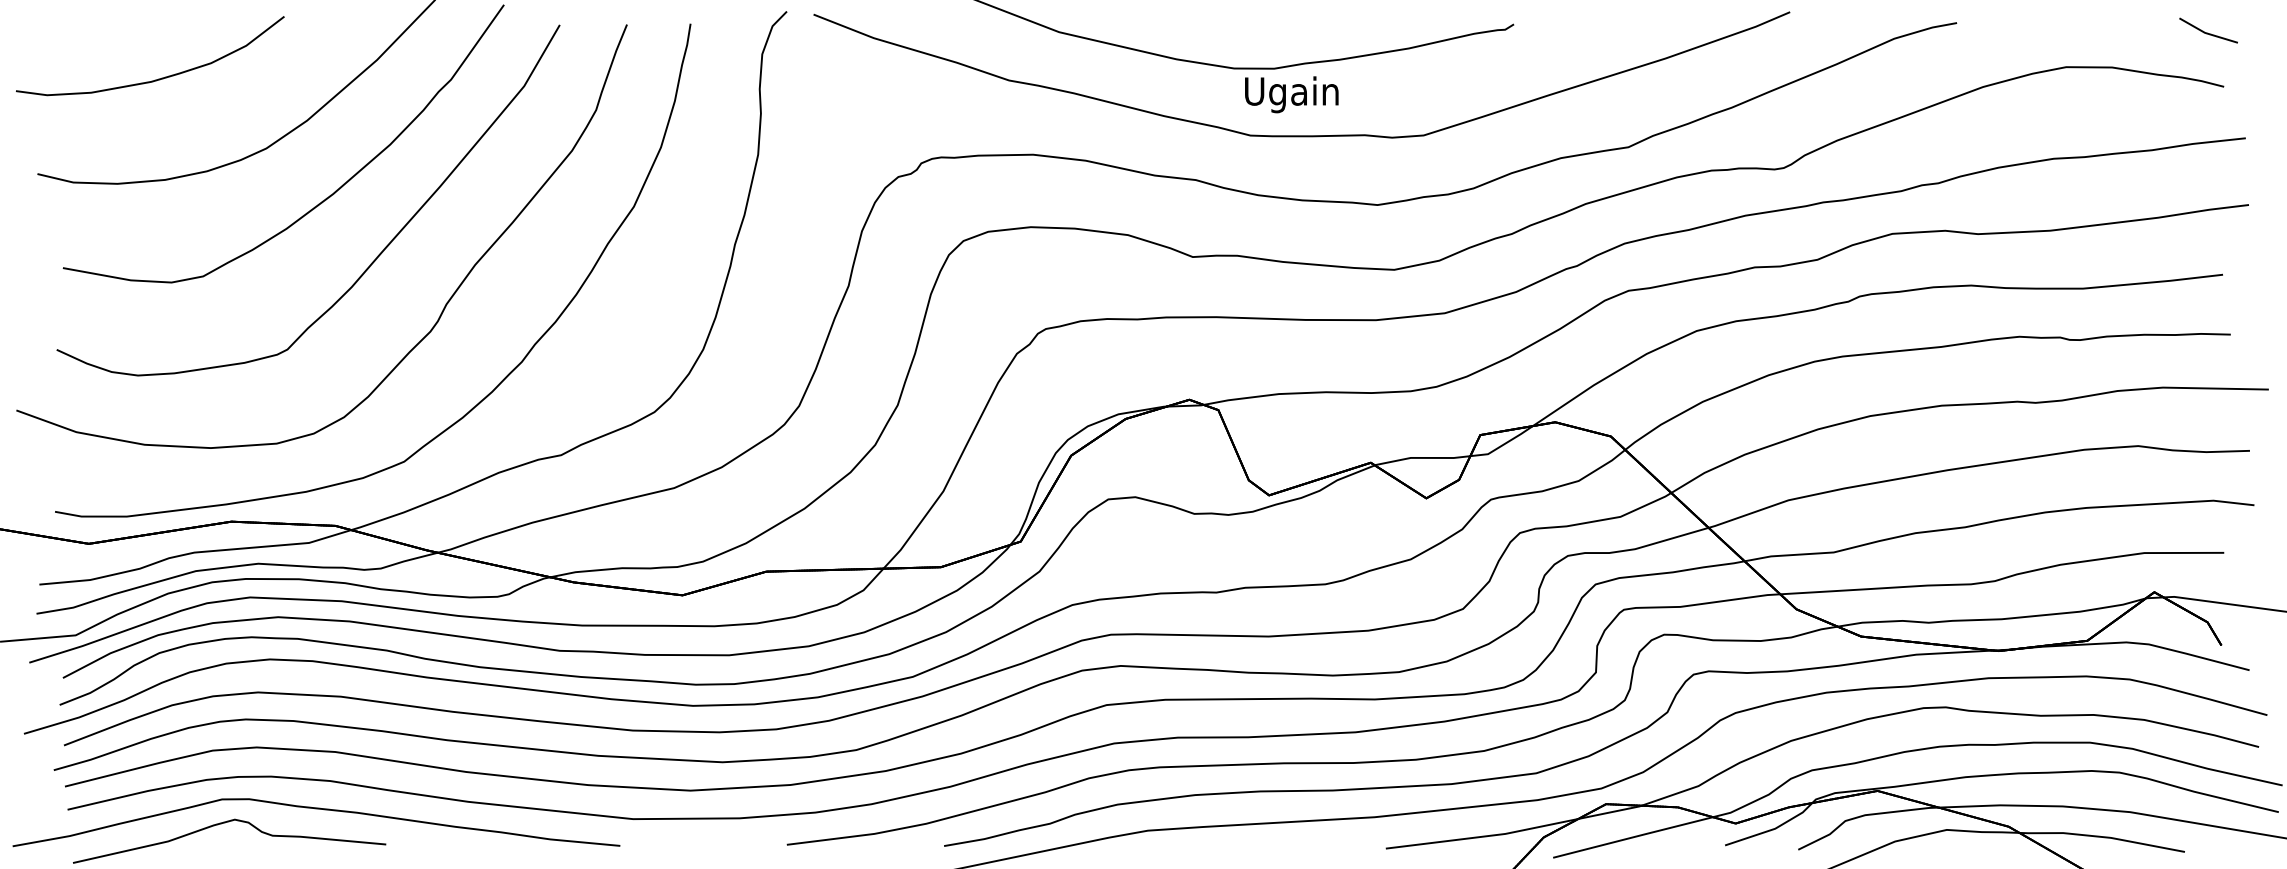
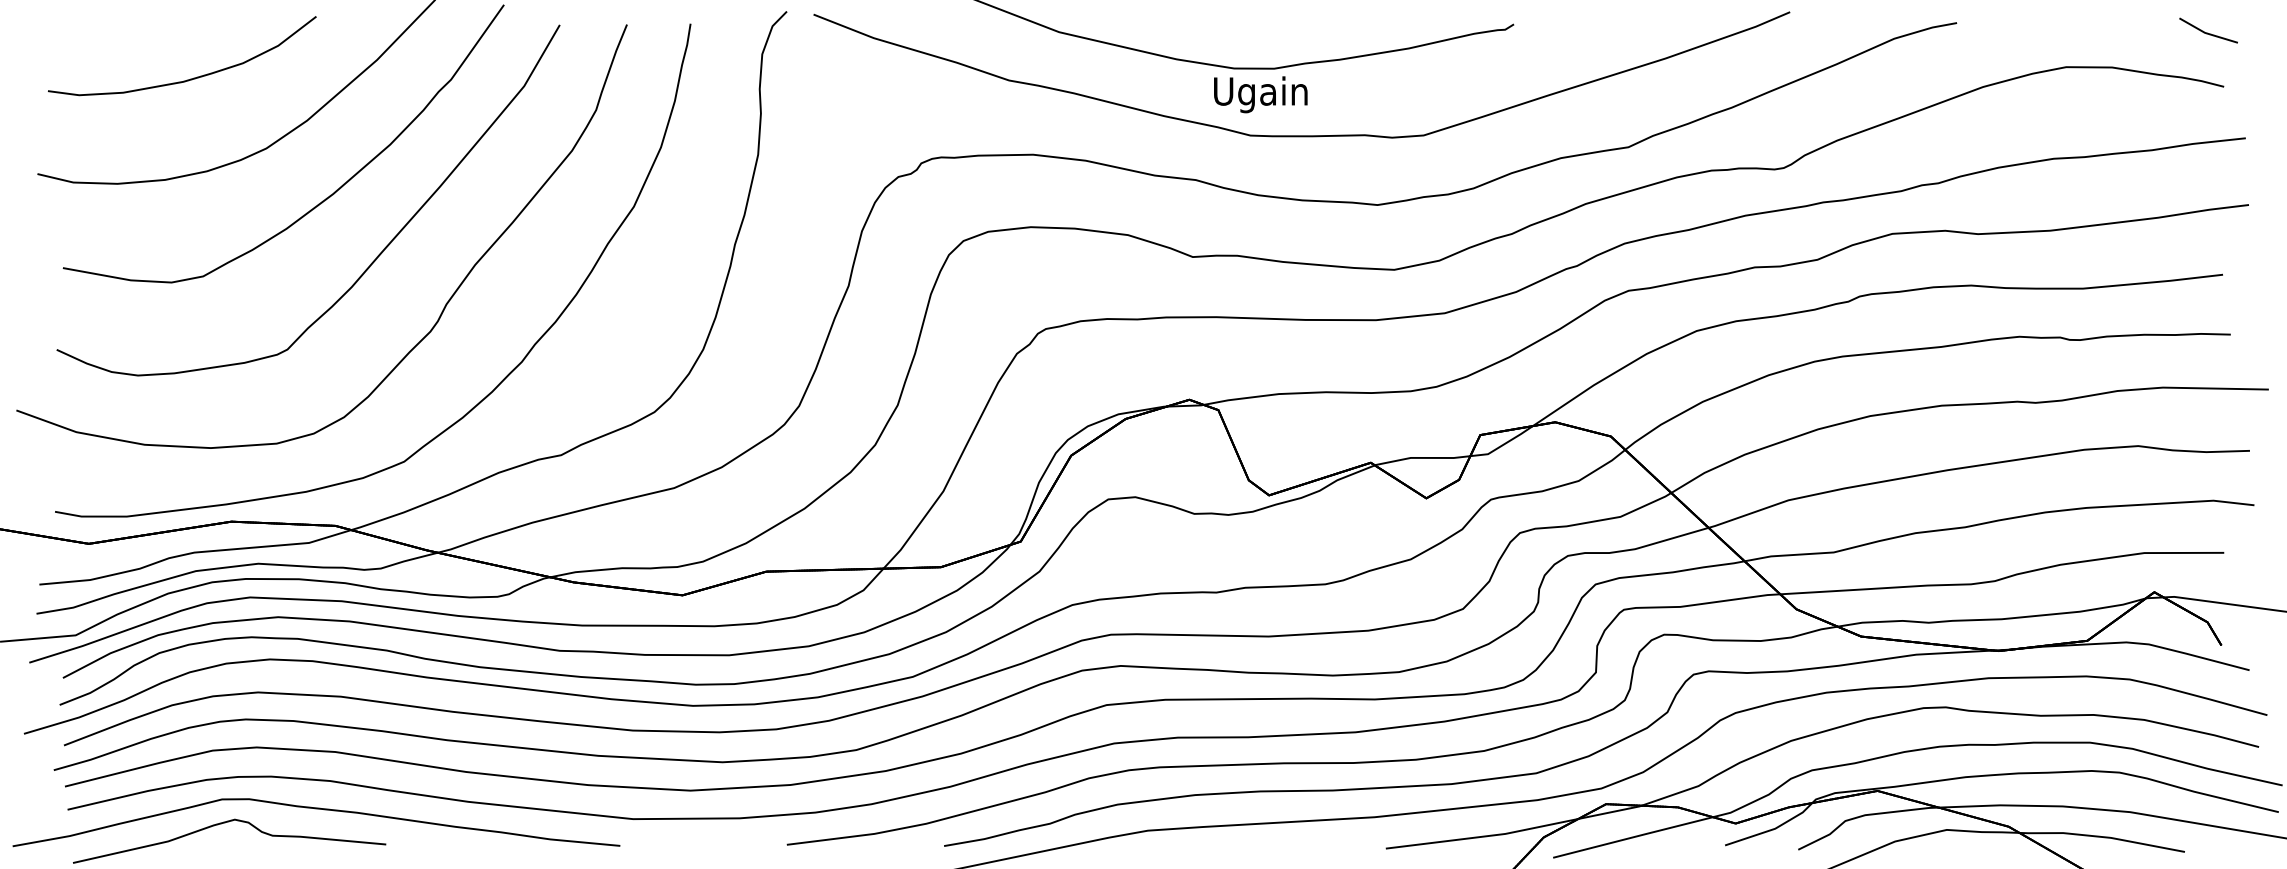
part position: (158, 78) -> (190, 78) (190, 78)
text position: (1291, 94) -> (1260, 94) (1260, 94)
